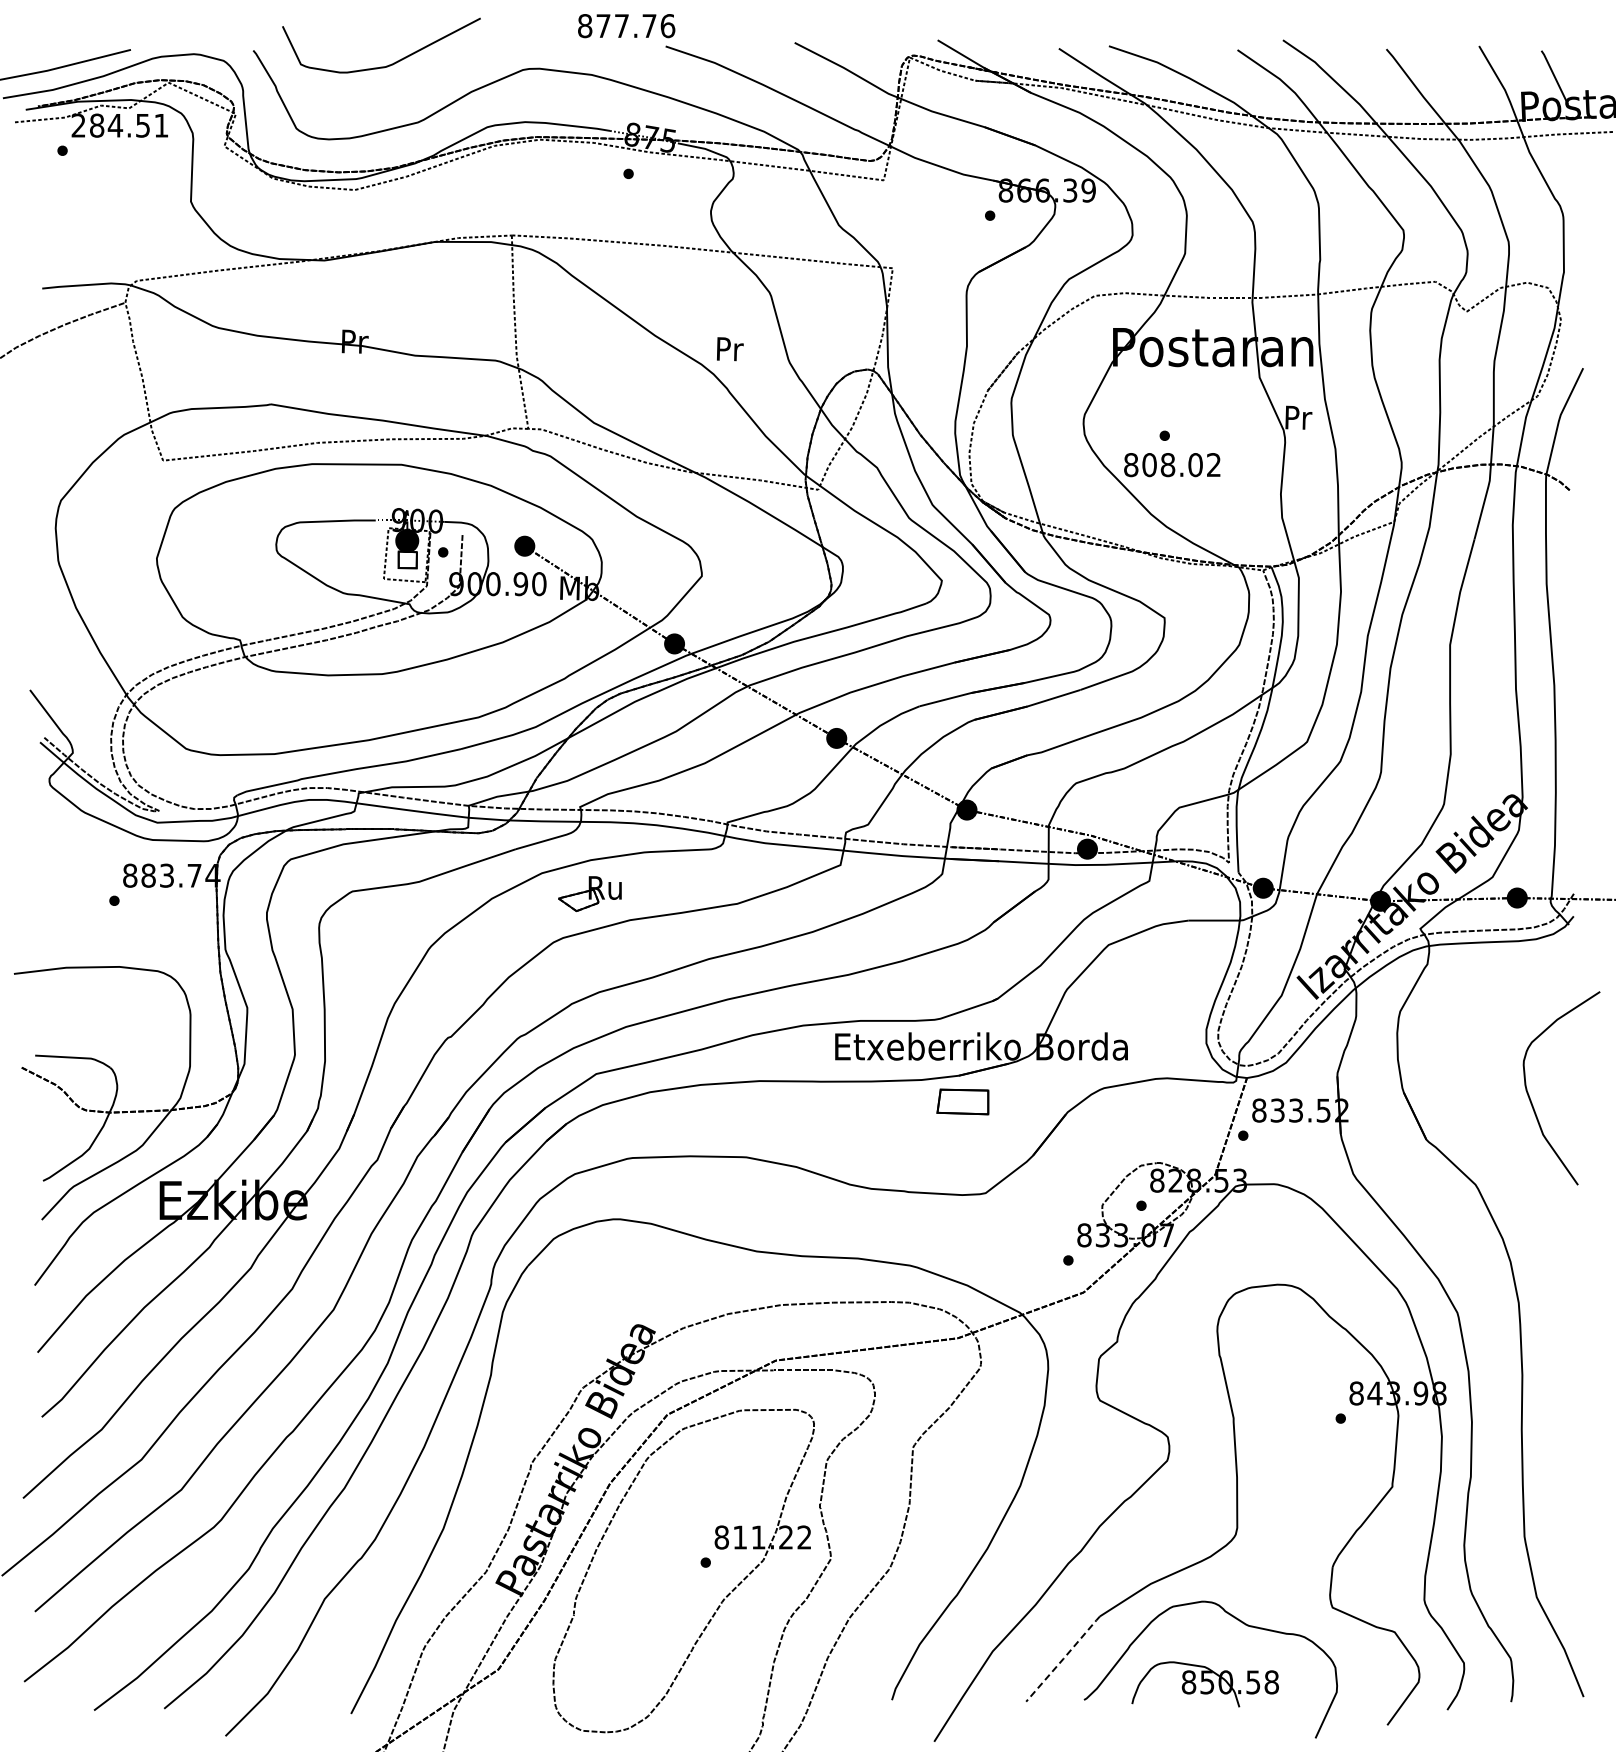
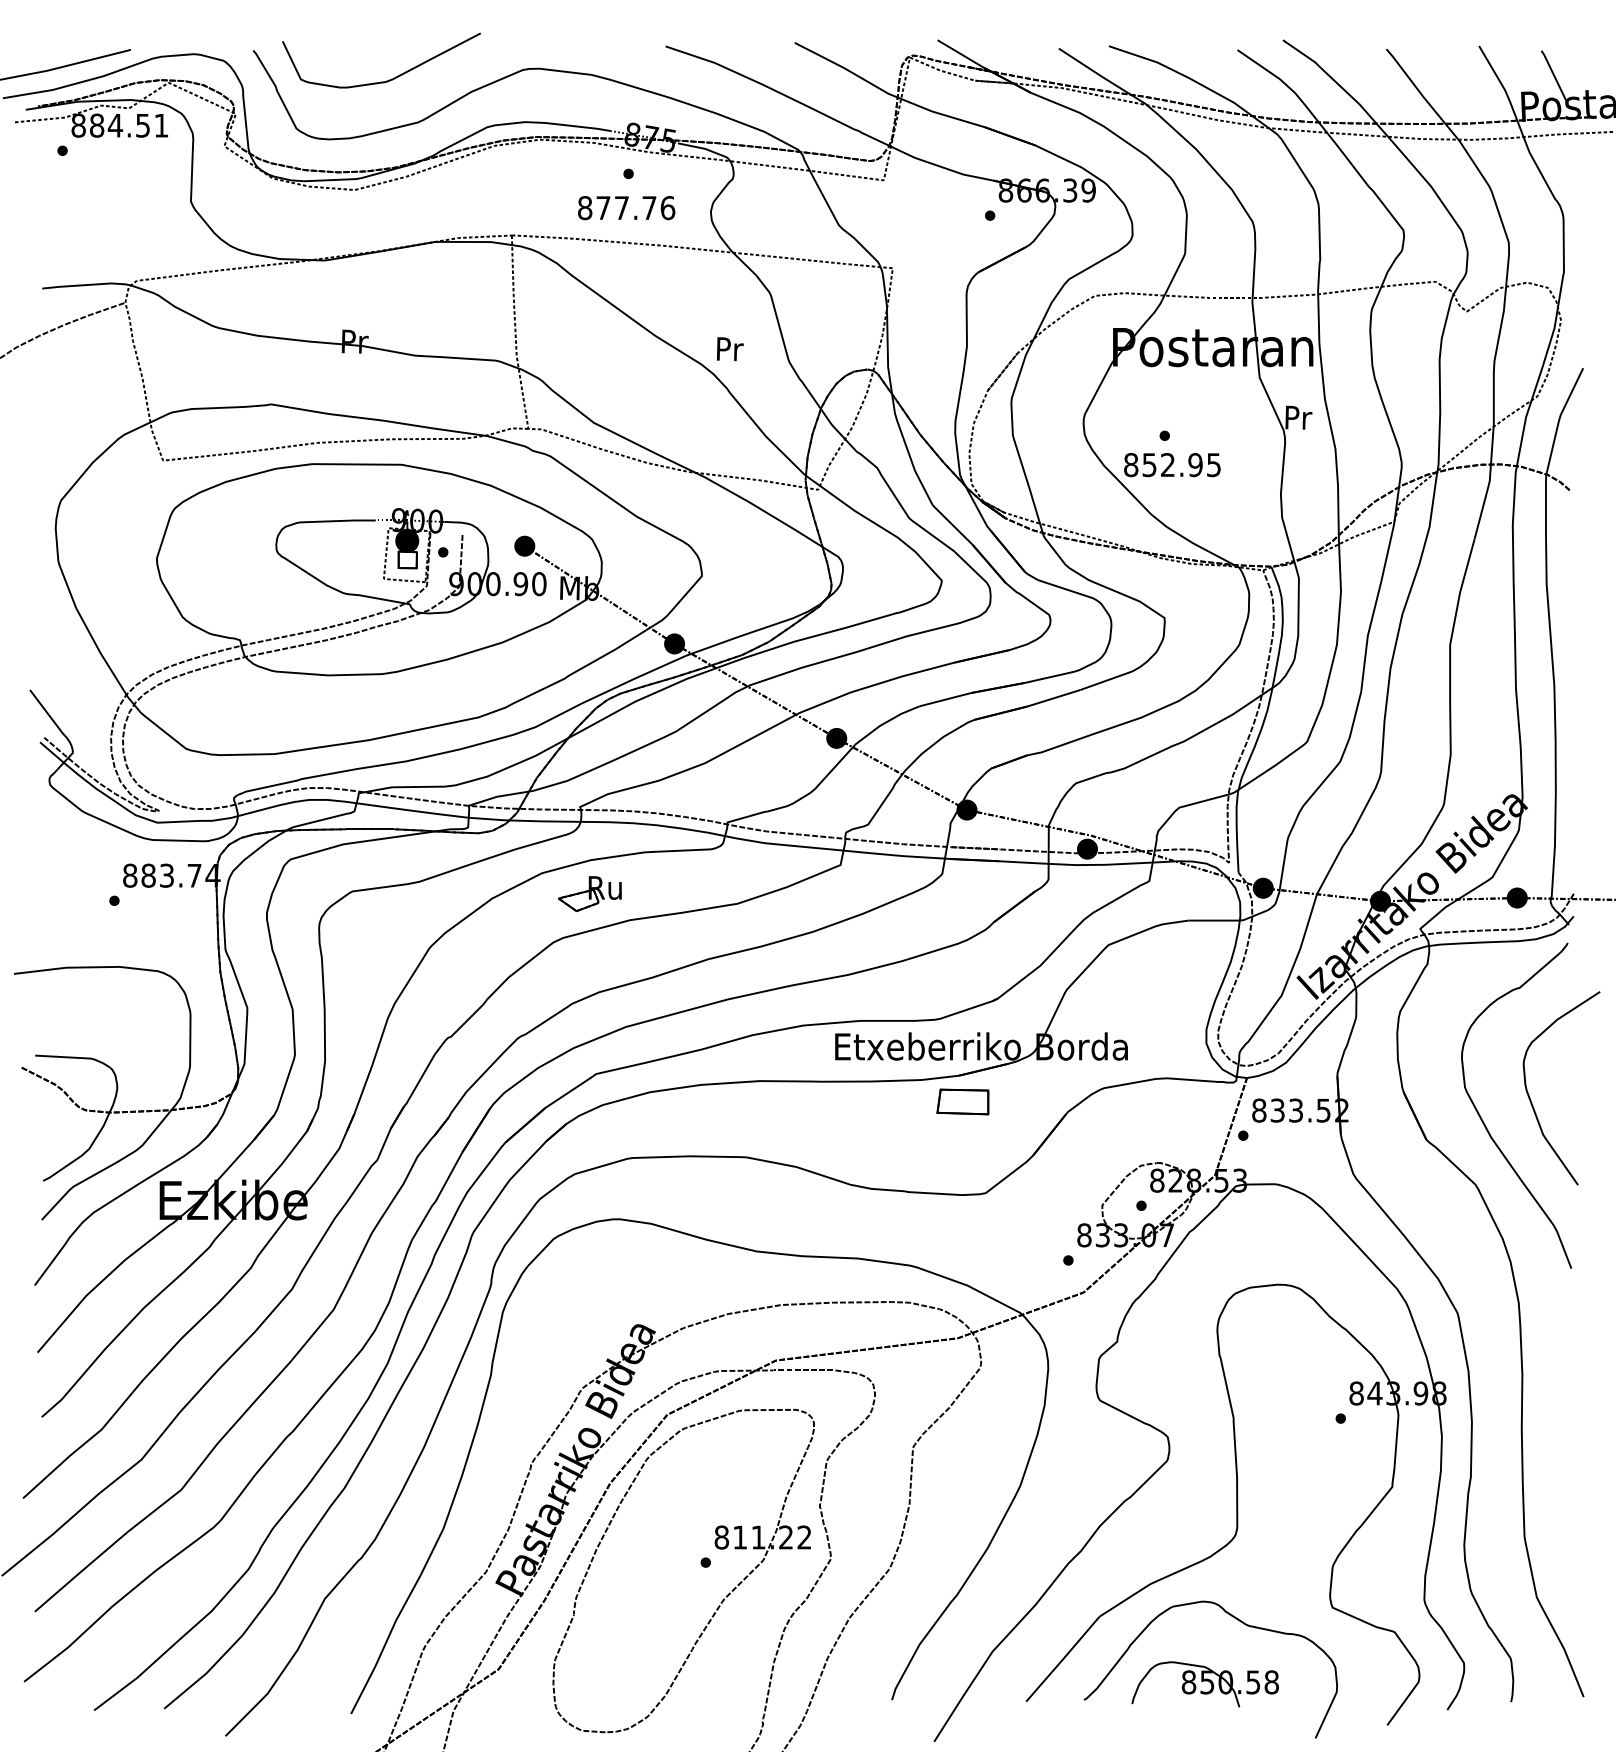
text position: (626, 26) -> (626, 208) (626, 208)
curve position: (391, 63) -> (391, 78) (391, 78)
text: 284.51 -> 884.51 (78, 125)
text: 808.02 -> 852.95 (1181, 465)
curve: none -> present (1484, 1122)
line: dashed -> solid (1063, 1658)
